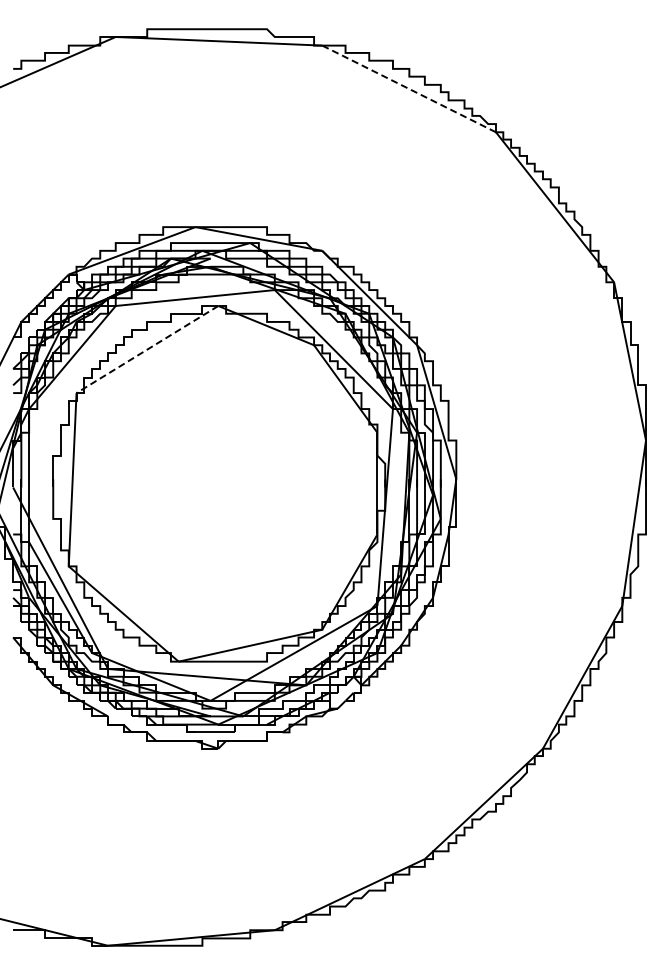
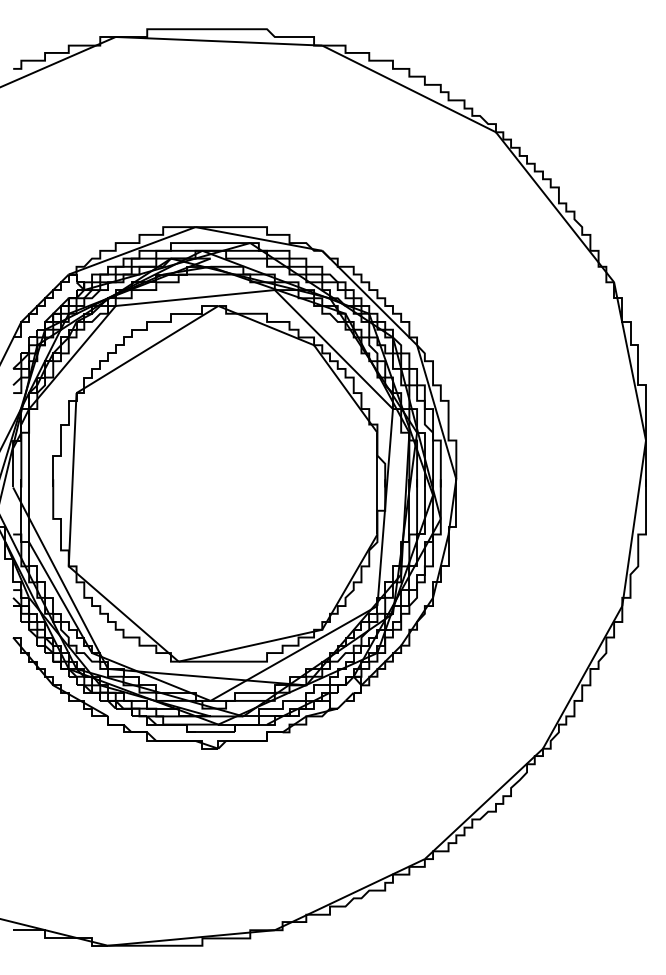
line: dashed -> solid (408, 88)
line: dashed -> solid (147, 349)
